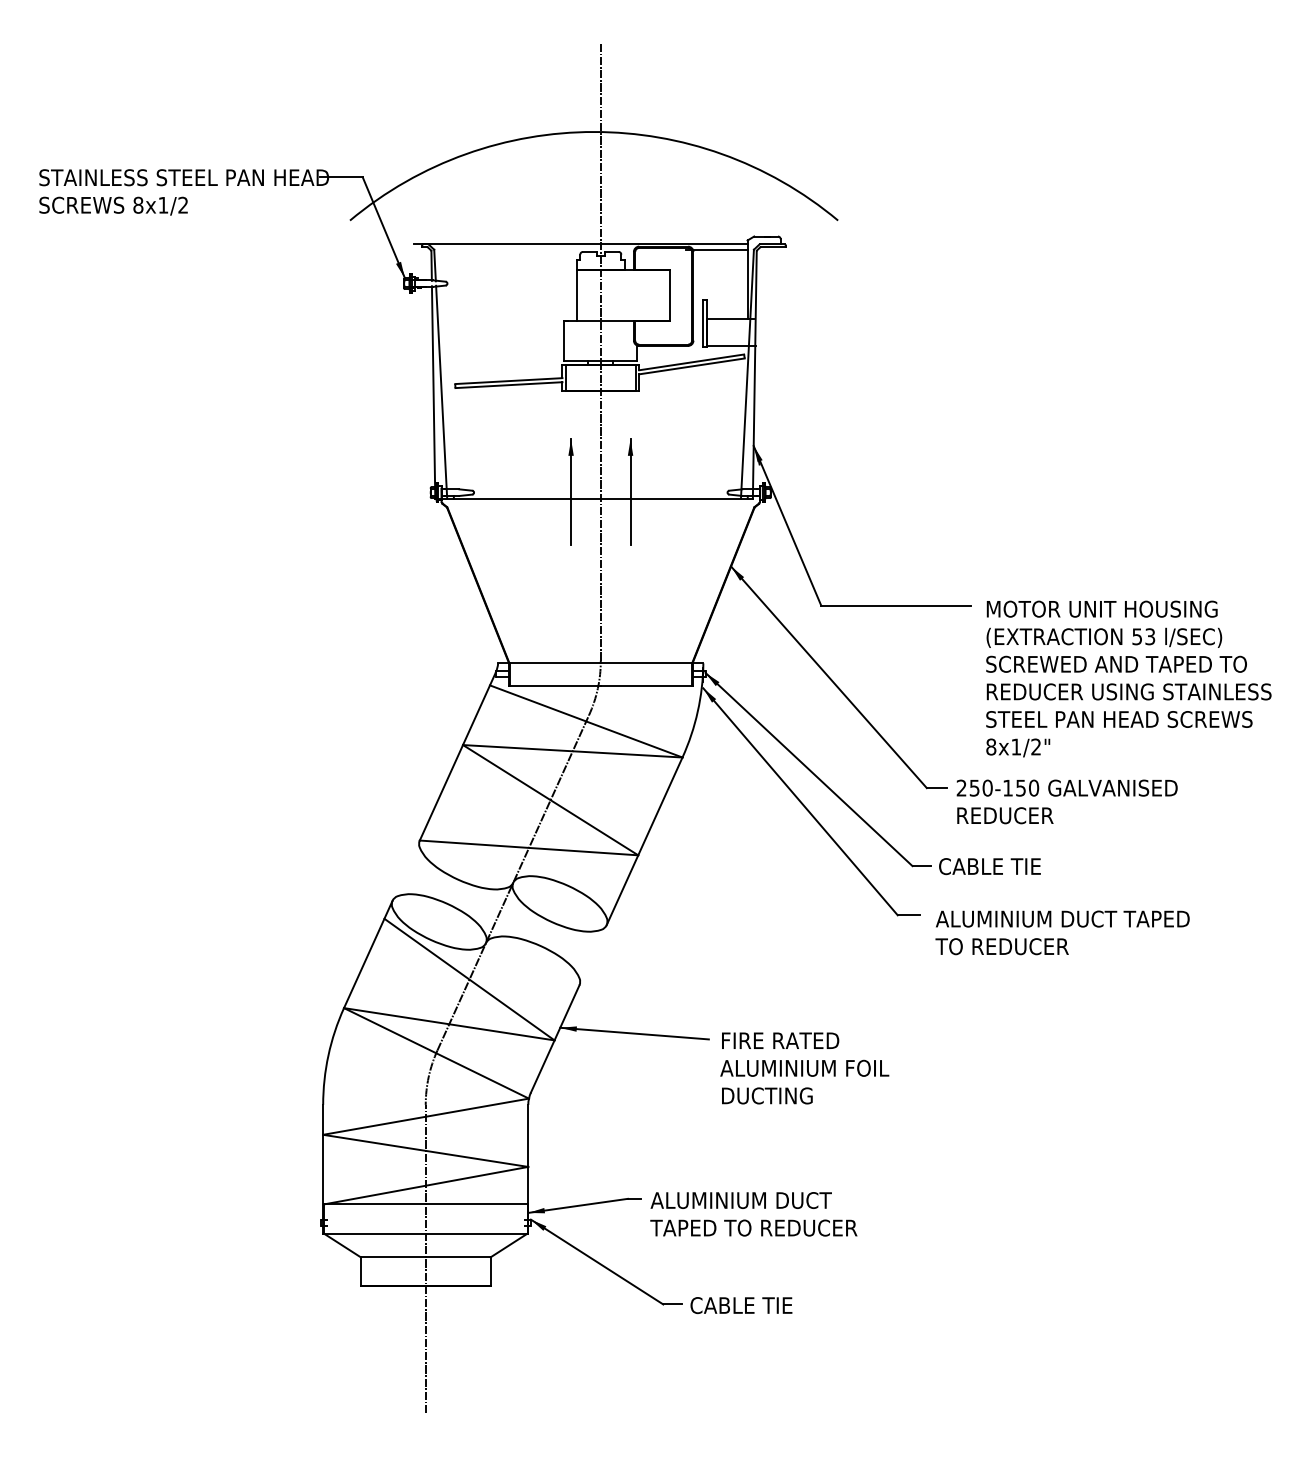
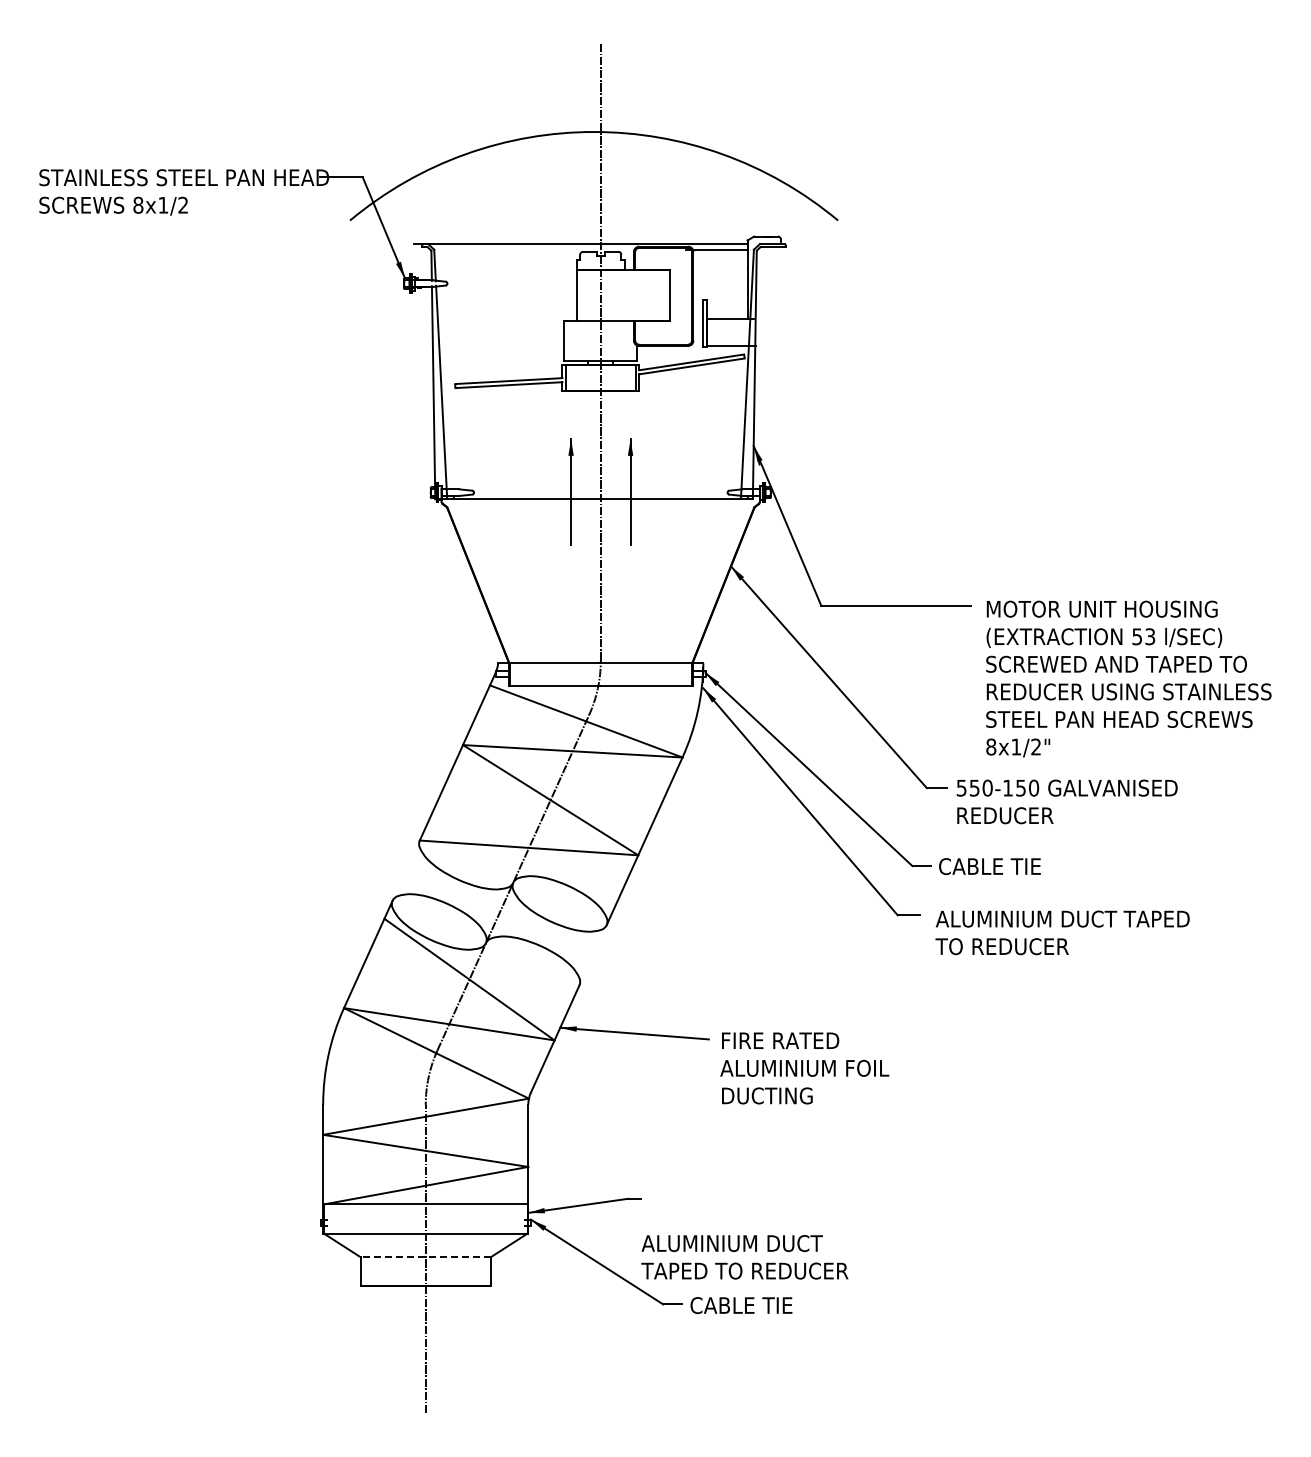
text: 250-150 -> 550-150 (961, 787)
text position: (753, 1214) -> (744, 1257) (744, 1257)
line: solid -> dashed (425, 1257)
